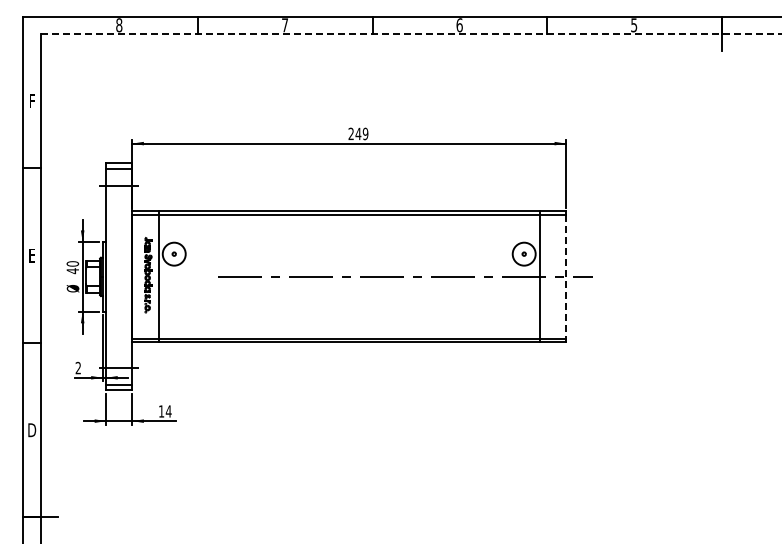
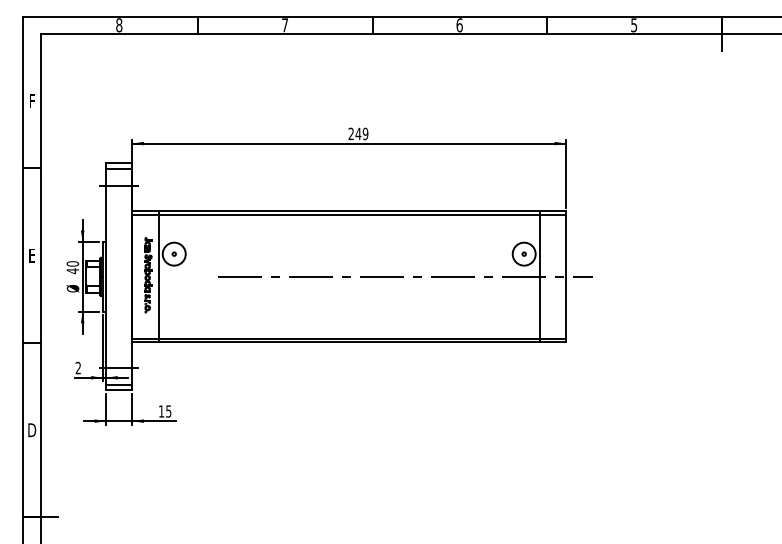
line: dashed -> solid (411, 33)
line: dashed -> solid (566, 276)
text: 14 -> 15 (168, 411)
